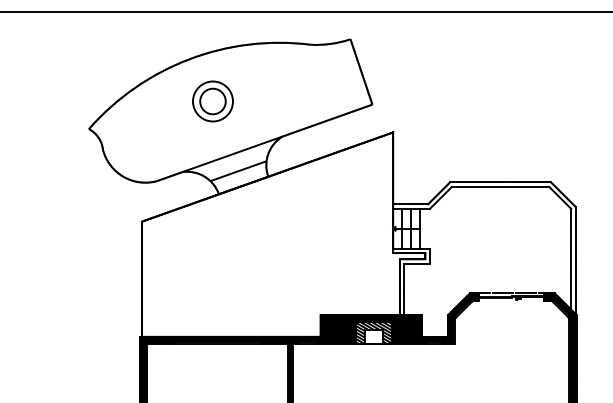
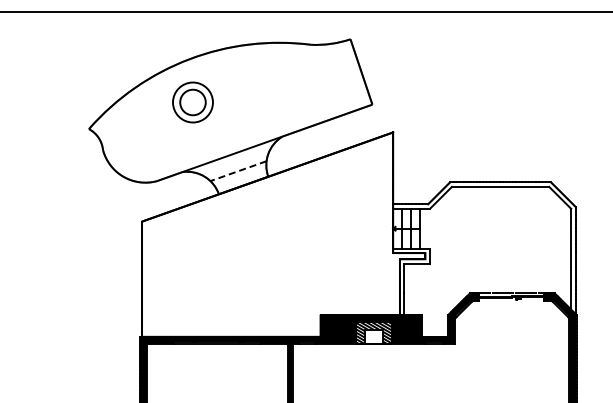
part position: (212, 101) -> (192, 102) (192, 102)
line: solid -> dashed (238, 171)
